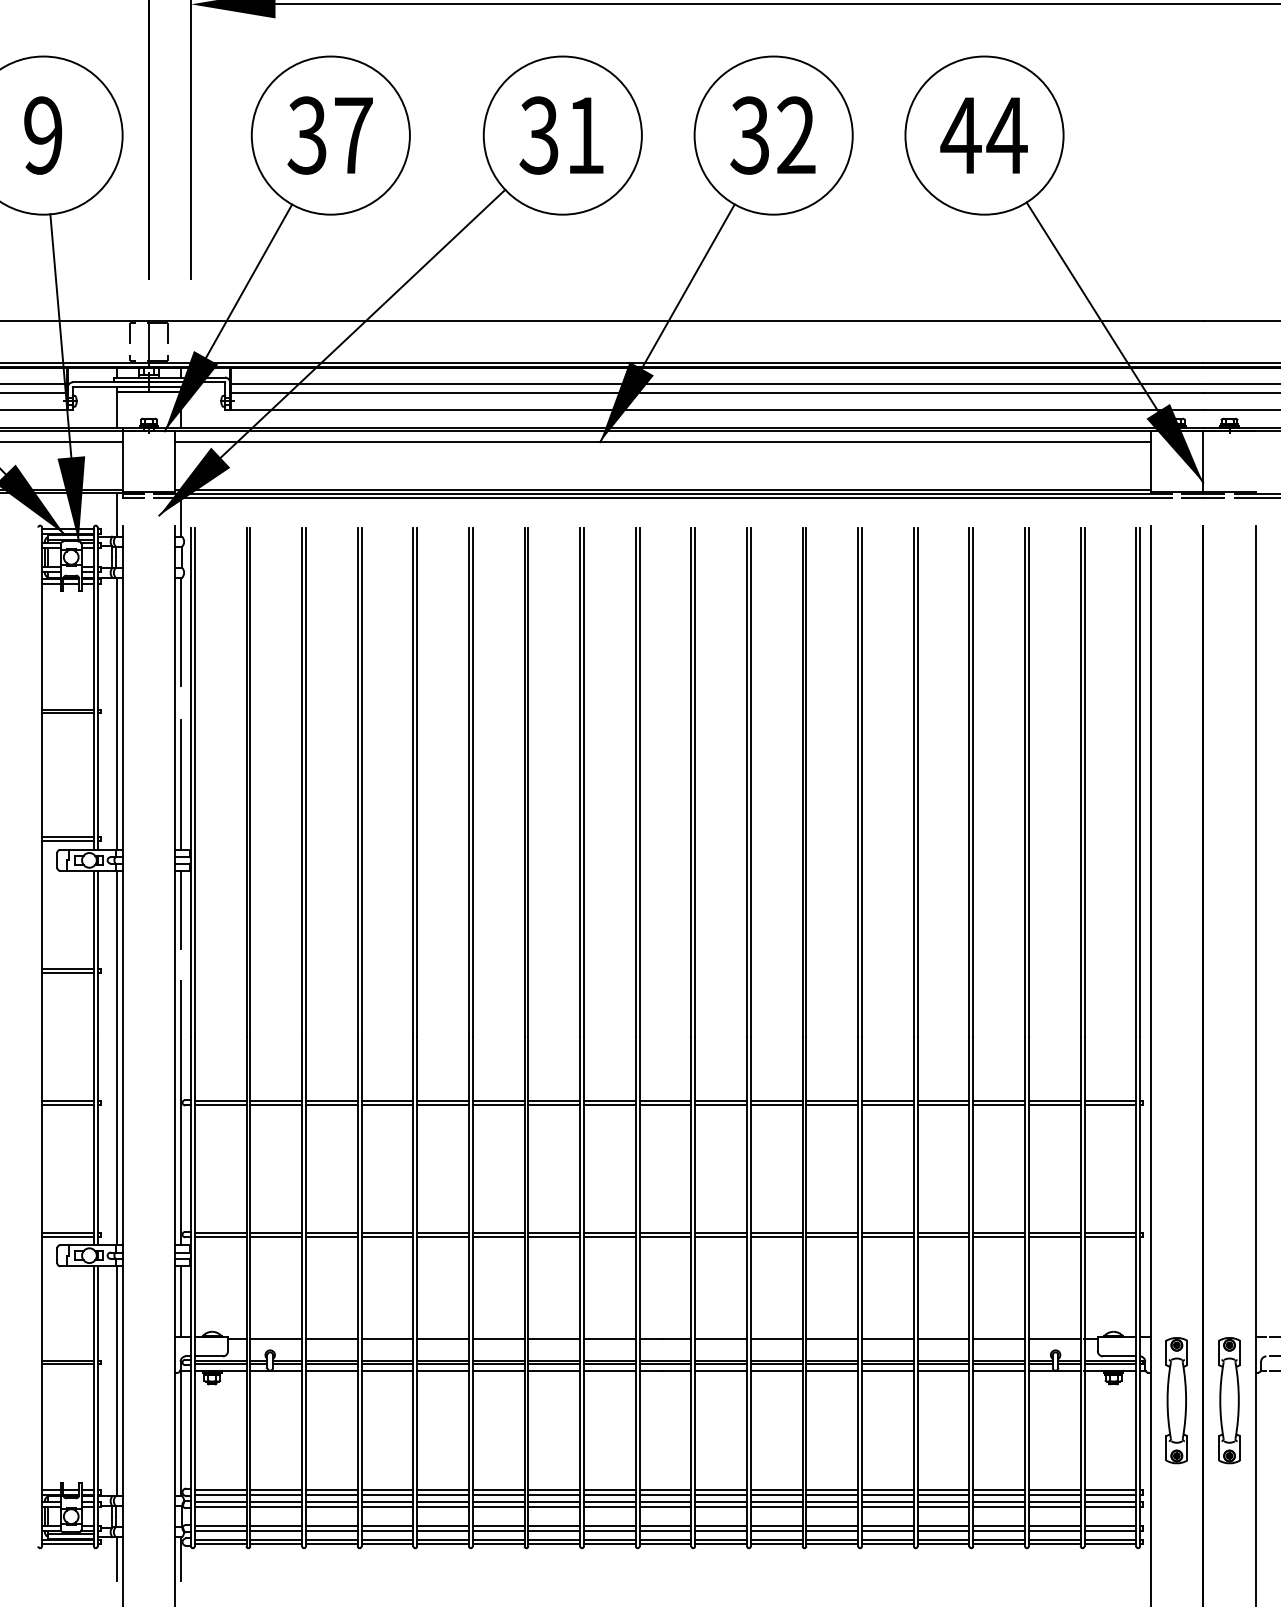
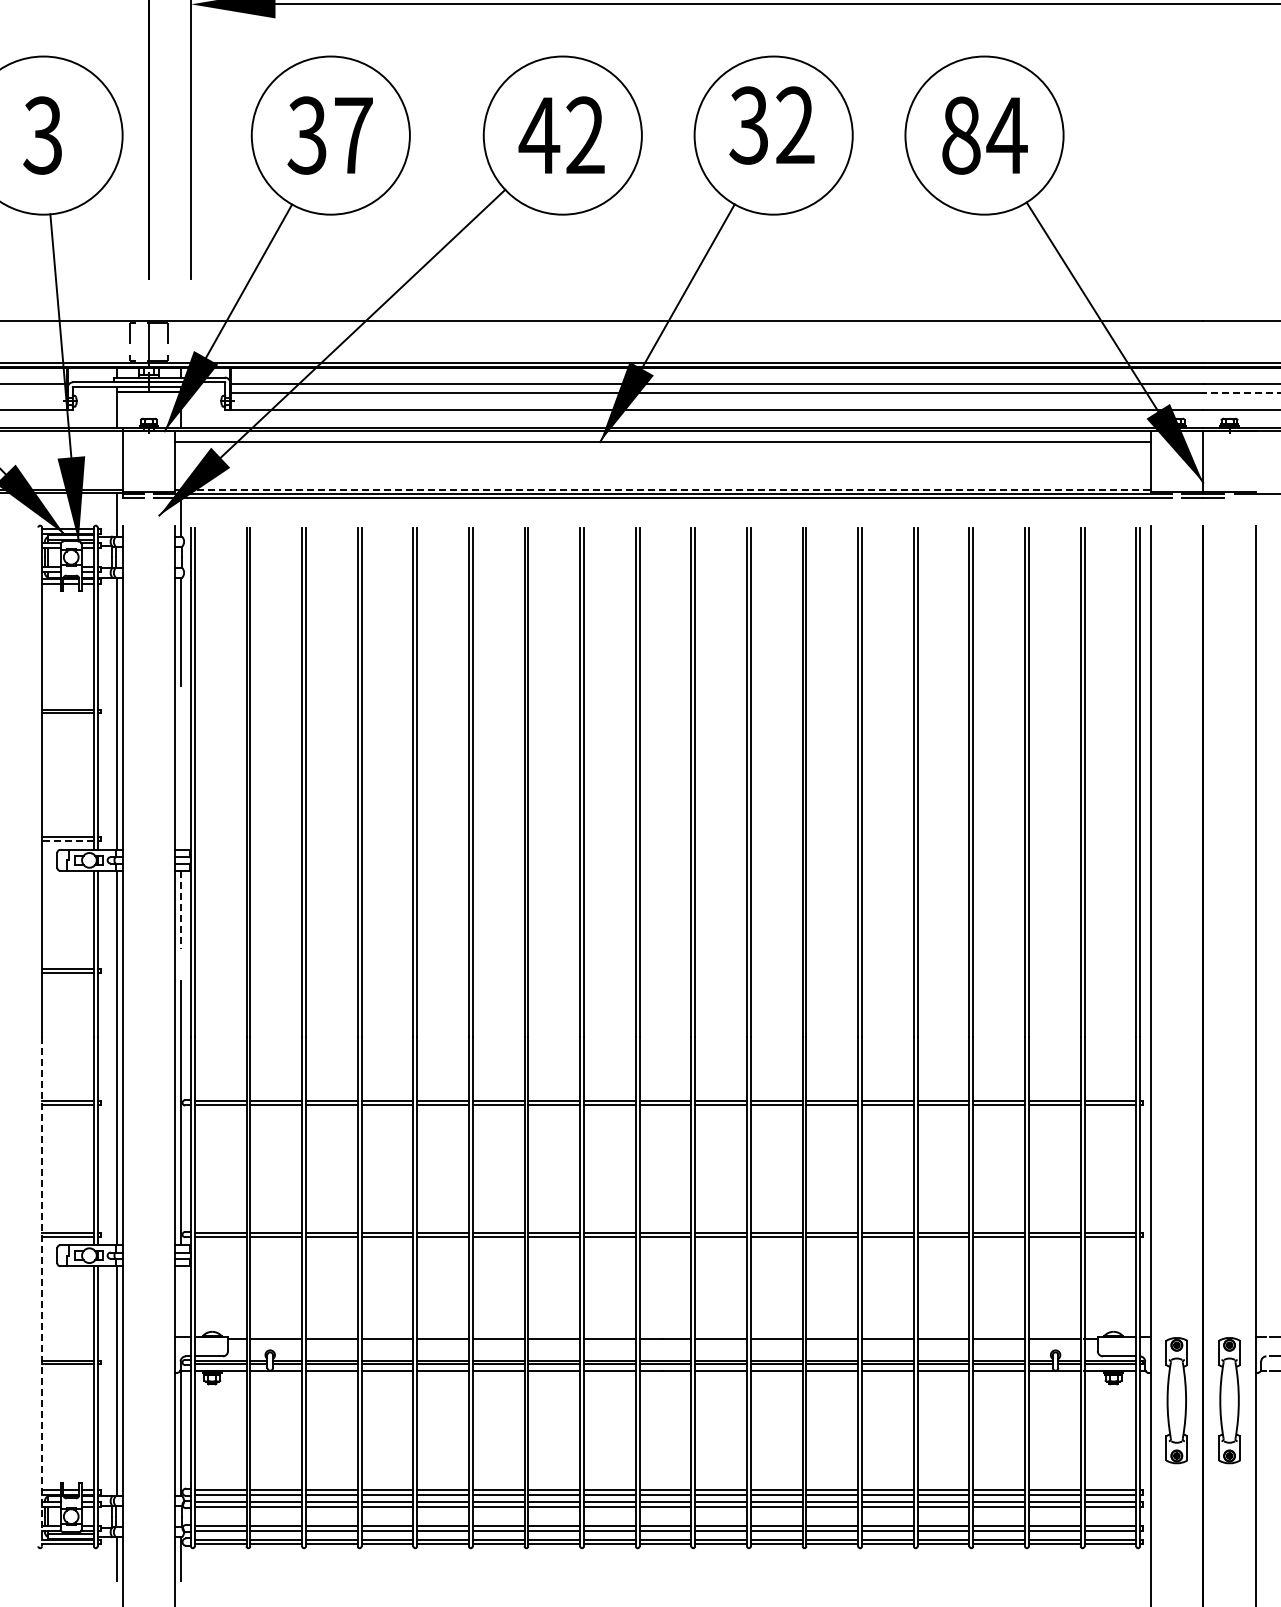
text: 9 -> 3 (42, 135)
text: 31 -> 42 (561, 135)
text position: (772, 135) -> (771, 125) (771, 125)
text: 44 -> 84 (960, 135)
line: present -> none (34, 393)
line: solid -> dashed (1241, 393)
line: present -> none (62, 442)
line: solid -> dashed (662, 489)
line: present -> none (1255, 497)
line: present -> none (180, 784)
line: solid -> dashed (67, 841)
line: solid -> dashed (180, 910)
line: solid -> dashed (42, 1291)
line: present -> none (180, 1301)
